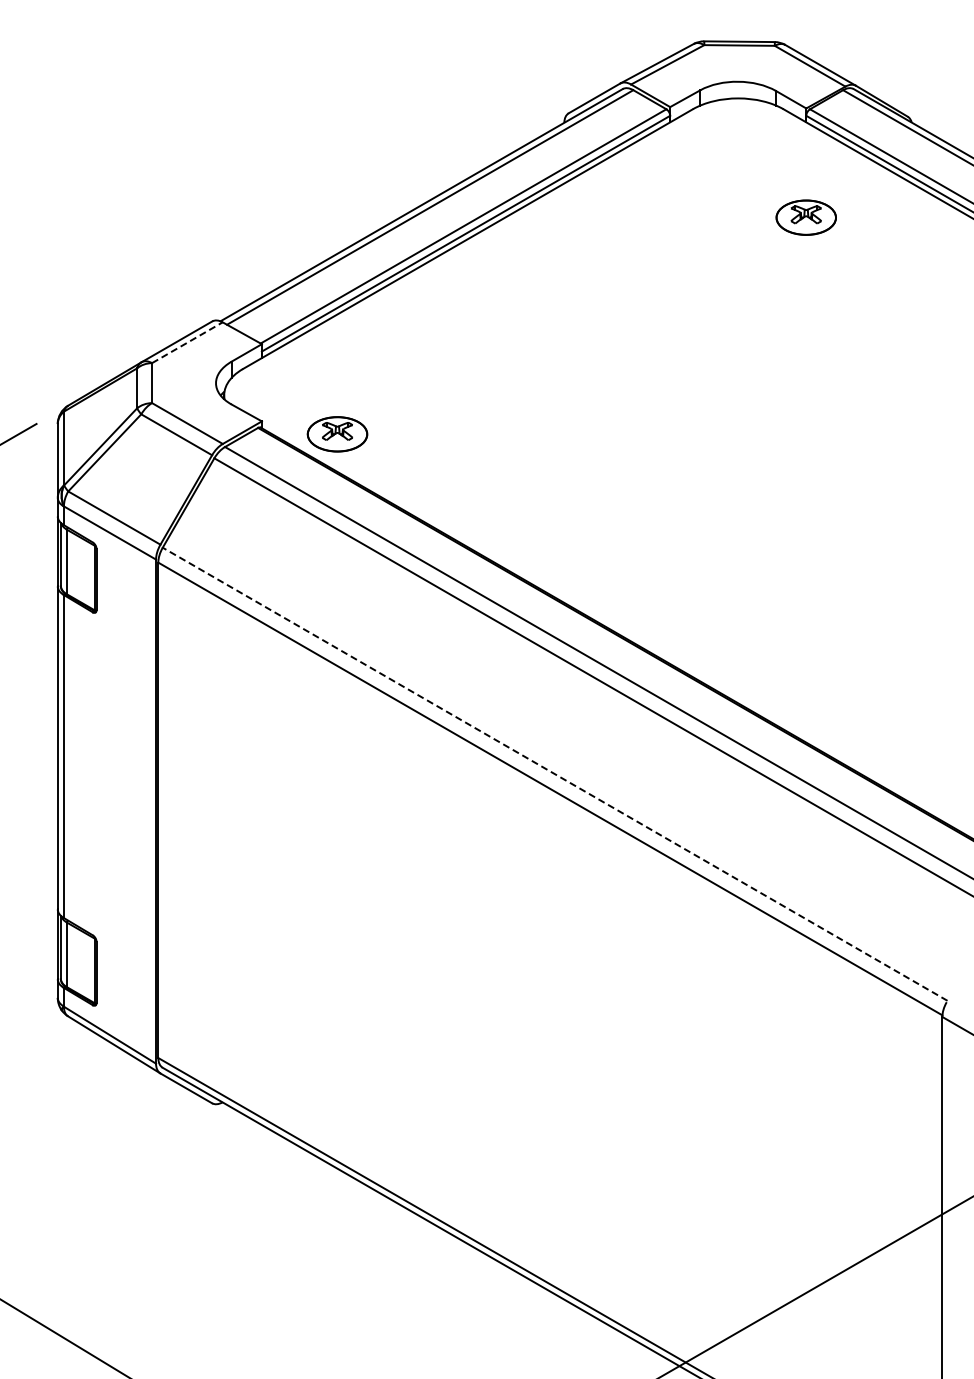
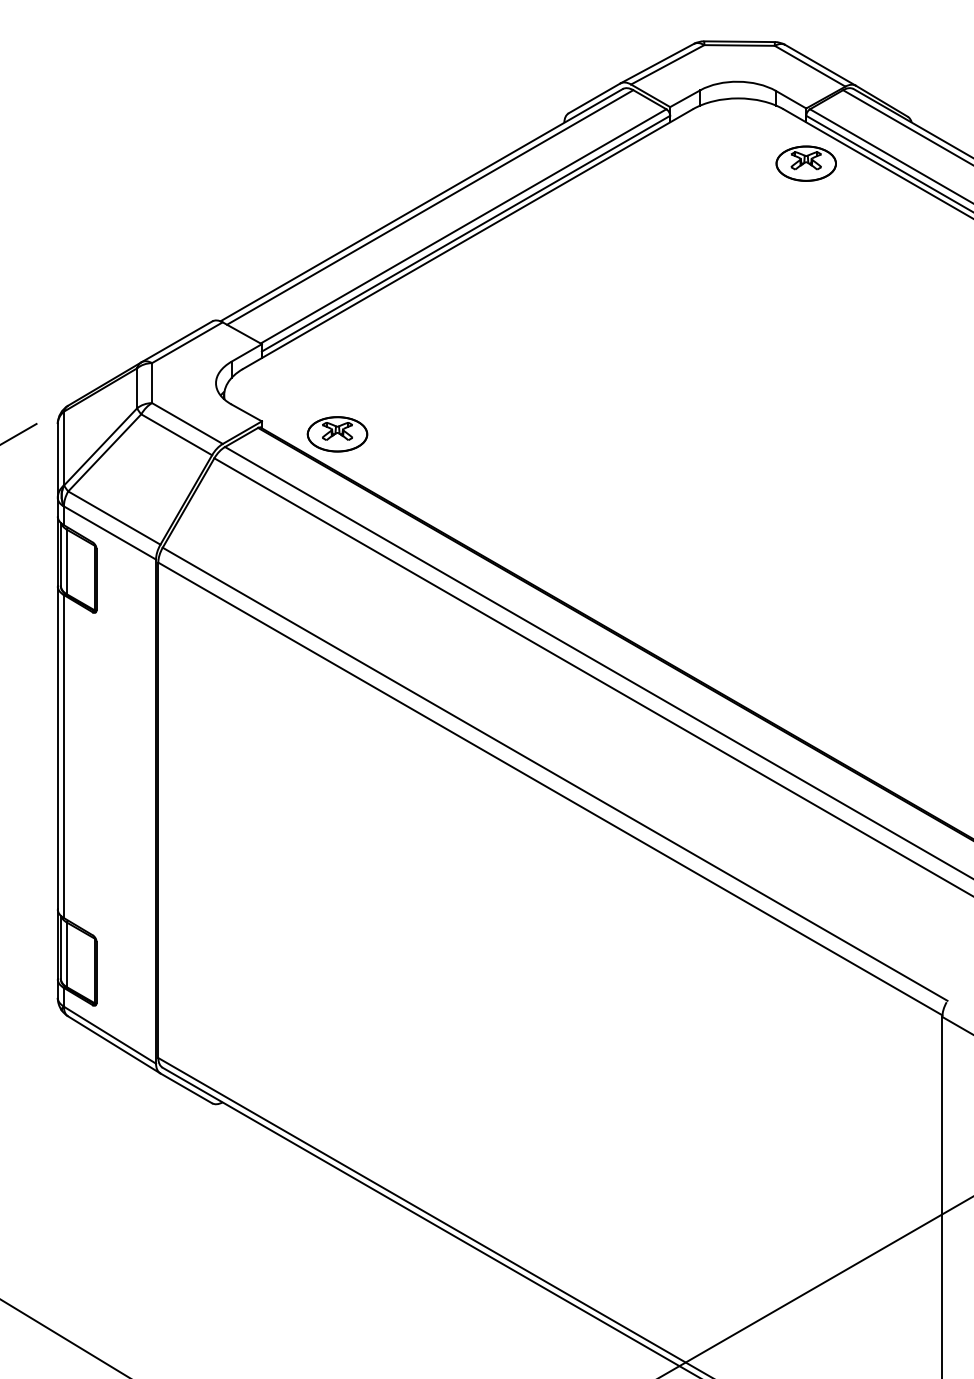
part position: (805, 217) -> (805, 163) (805, 163)
line: dashed -> solid (187, 342)
line: dashed -> solid (554, 774)
